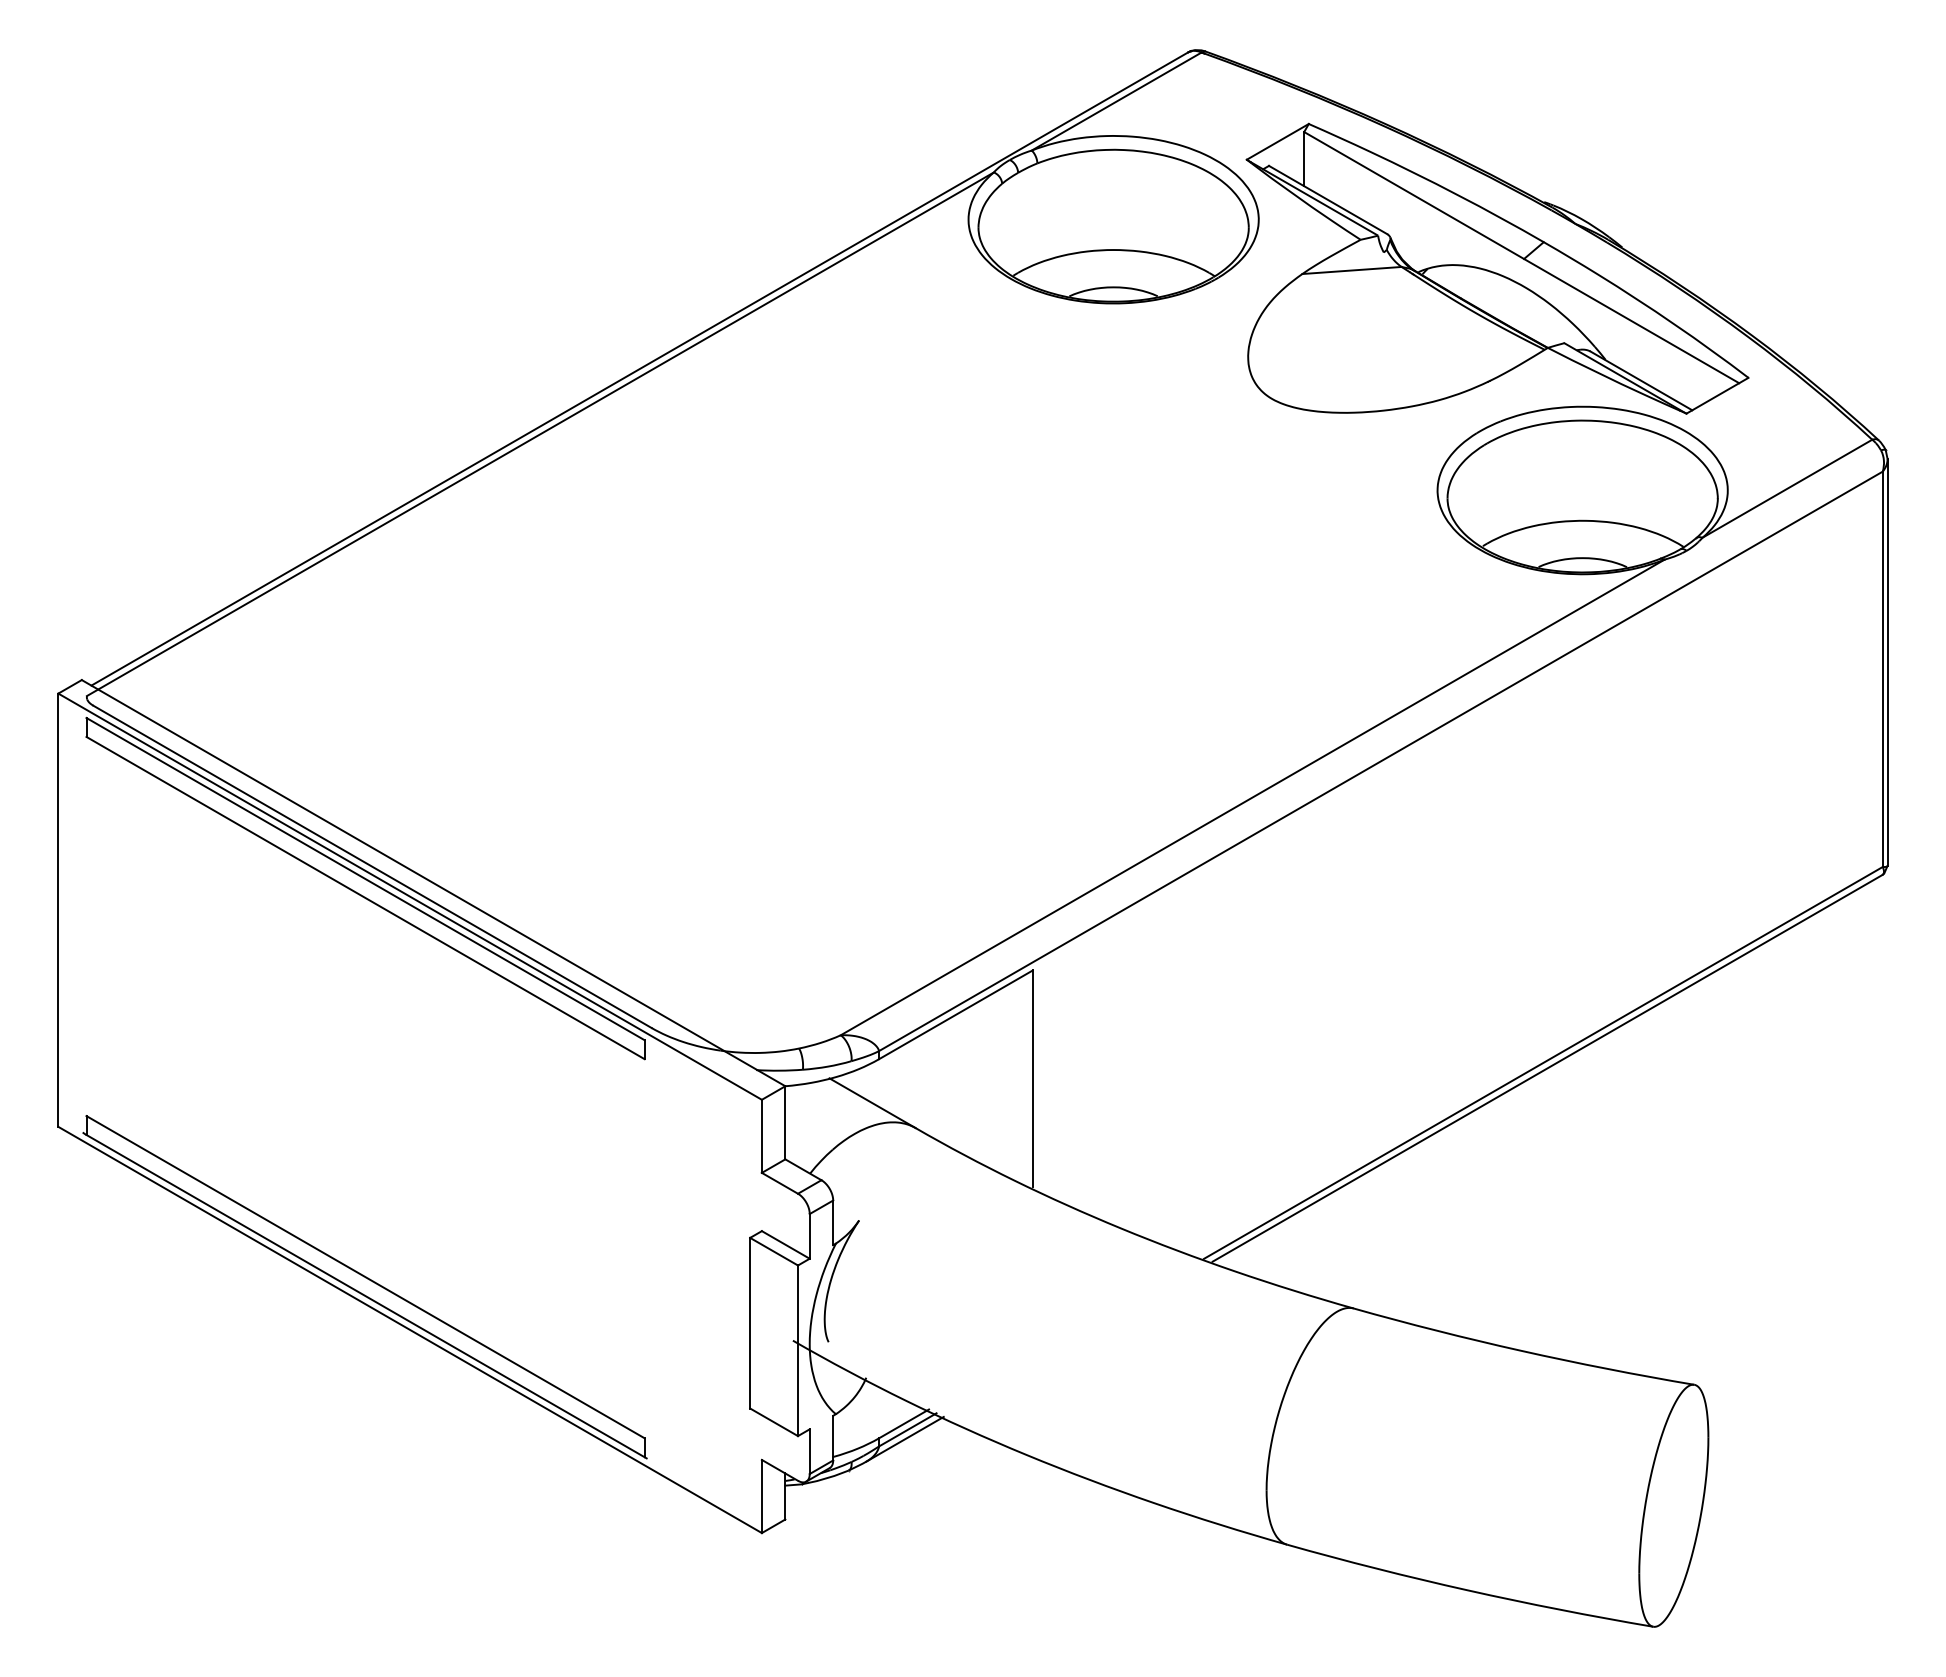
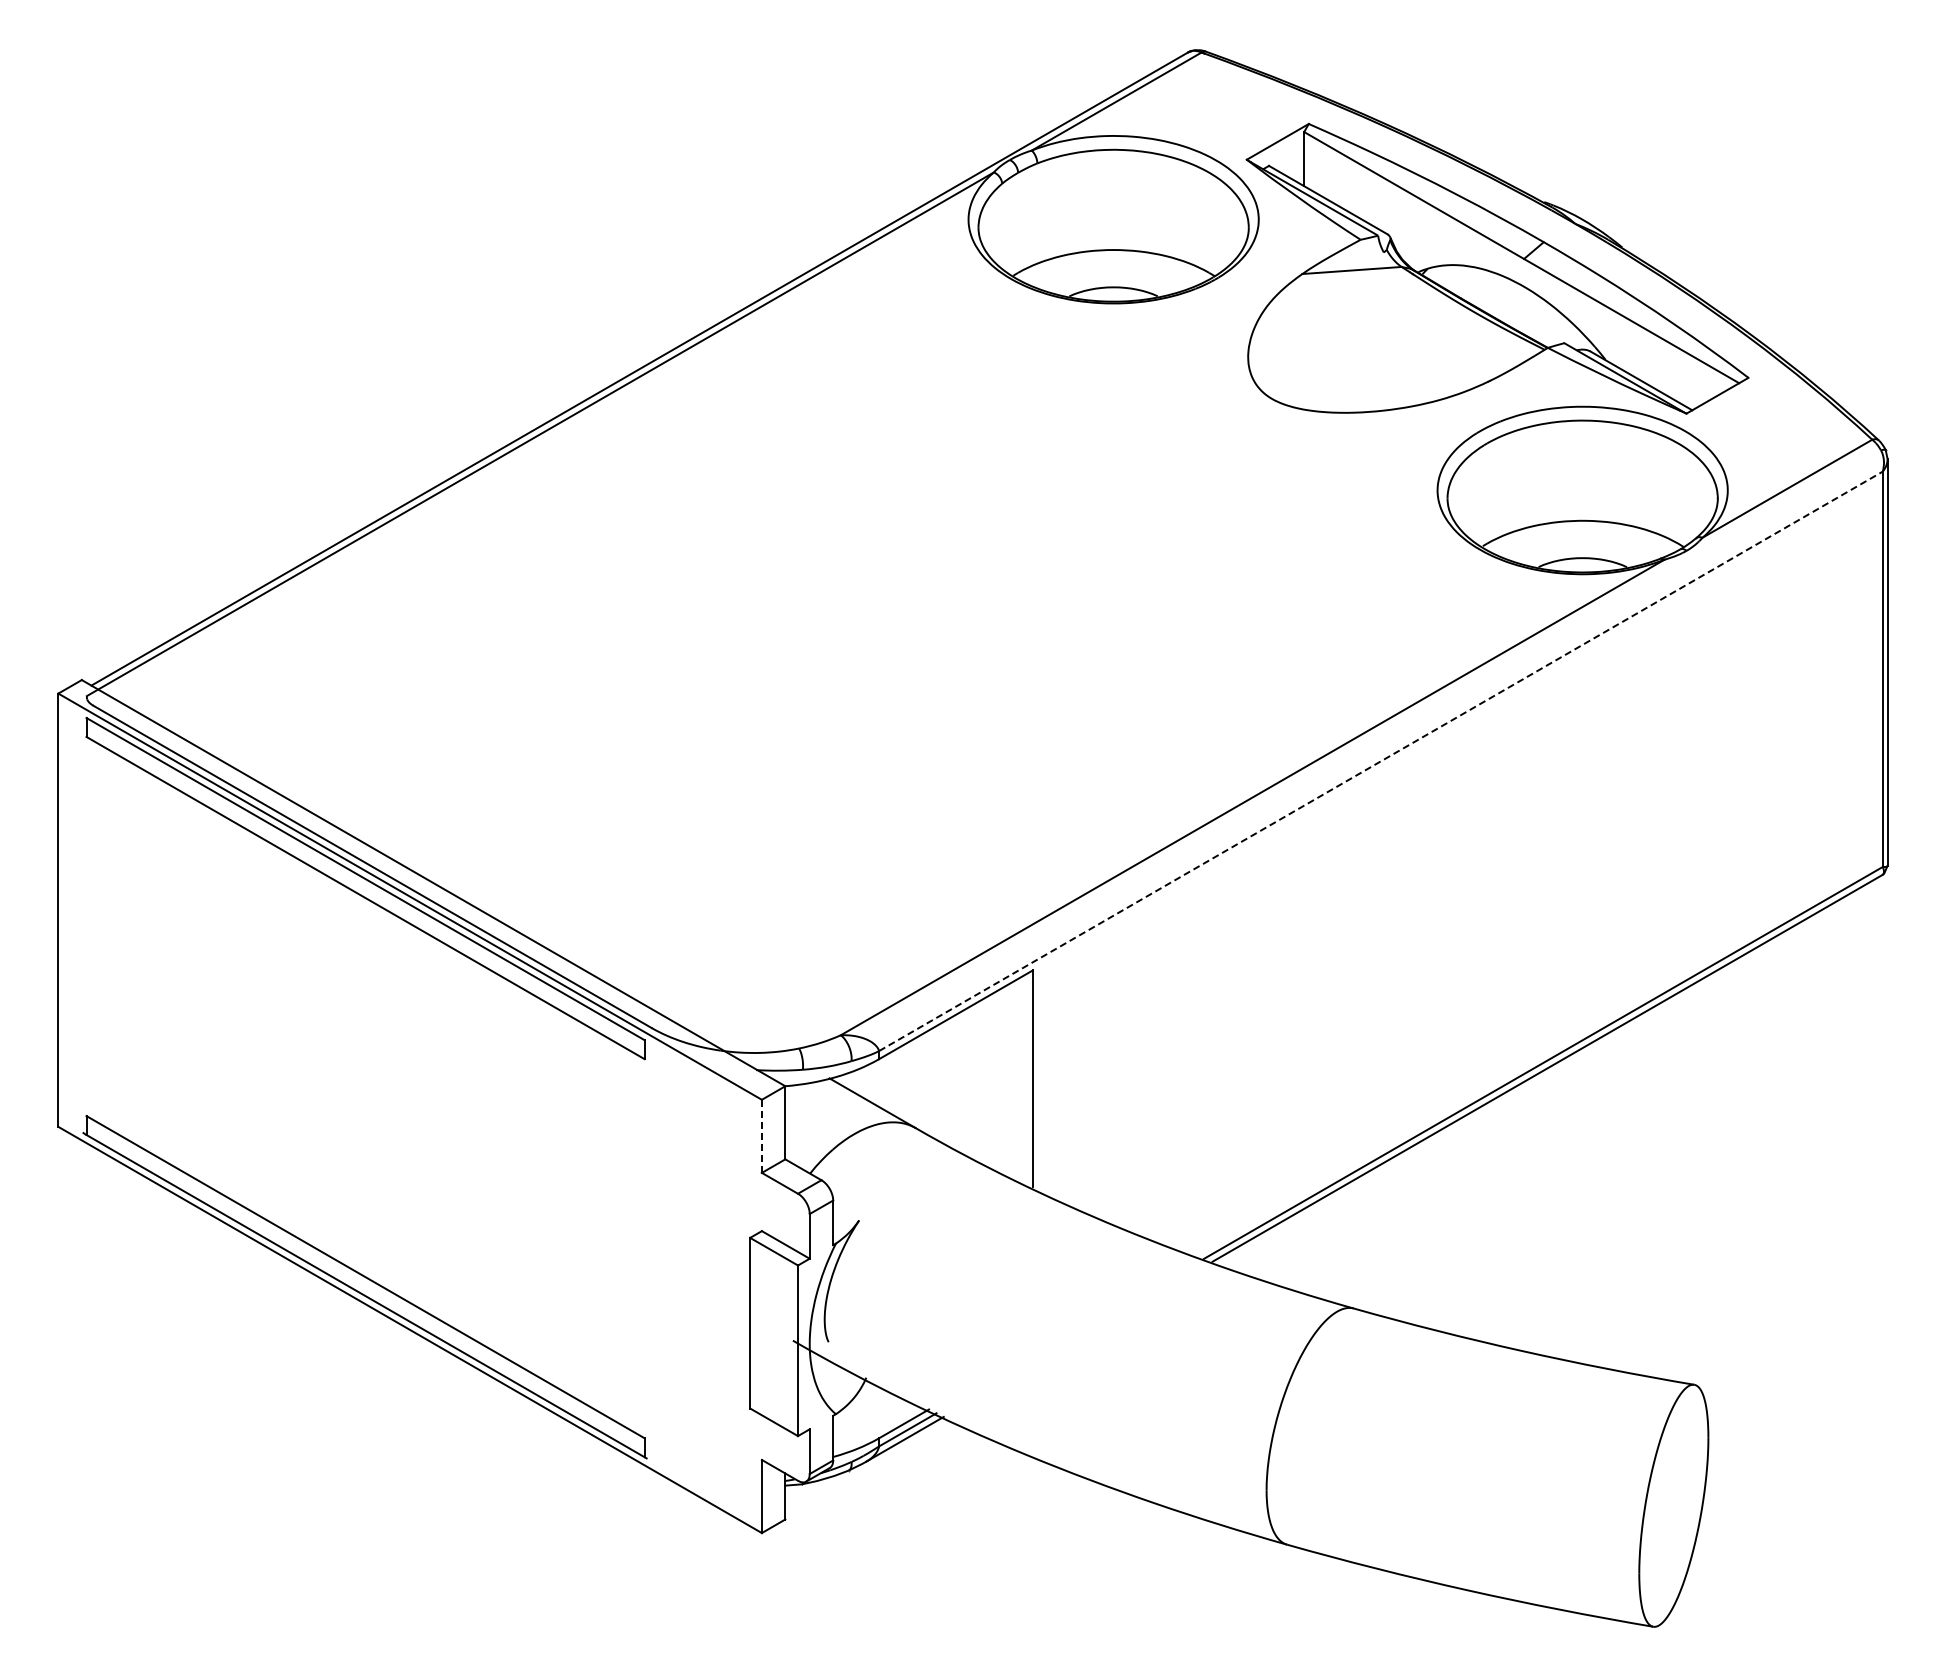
line: solid -> dashed (1381, 761)
line: solid -> dashed (761, 1136)
